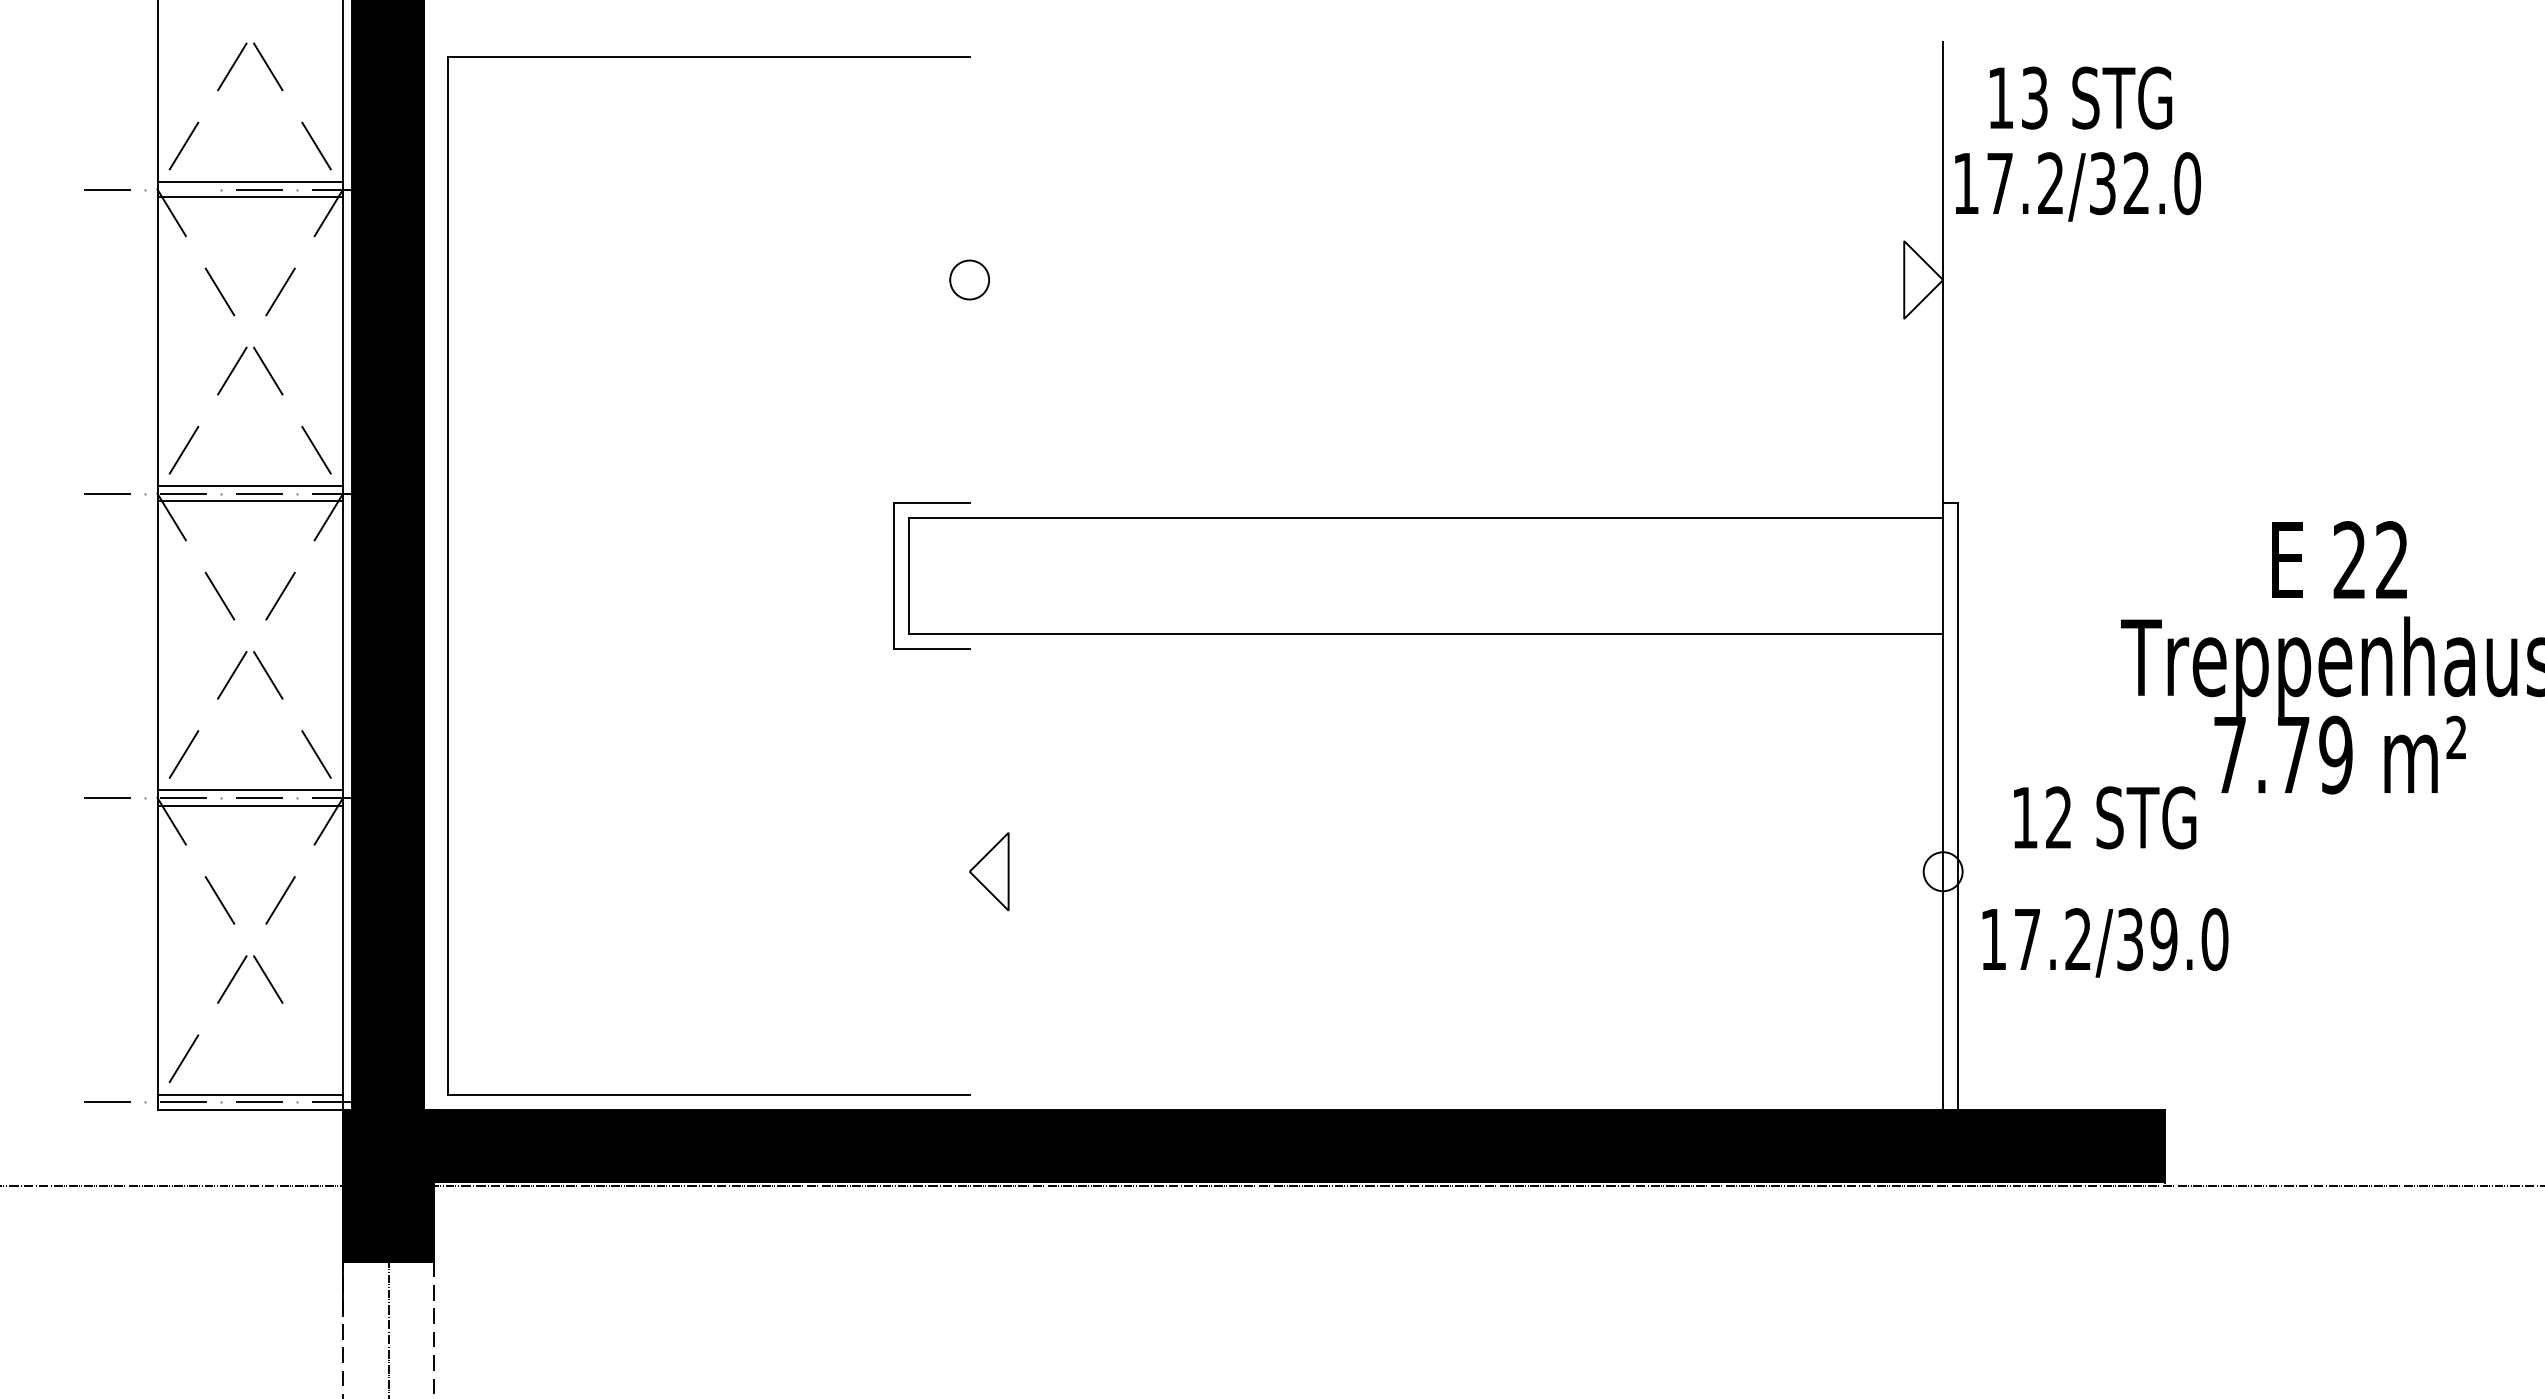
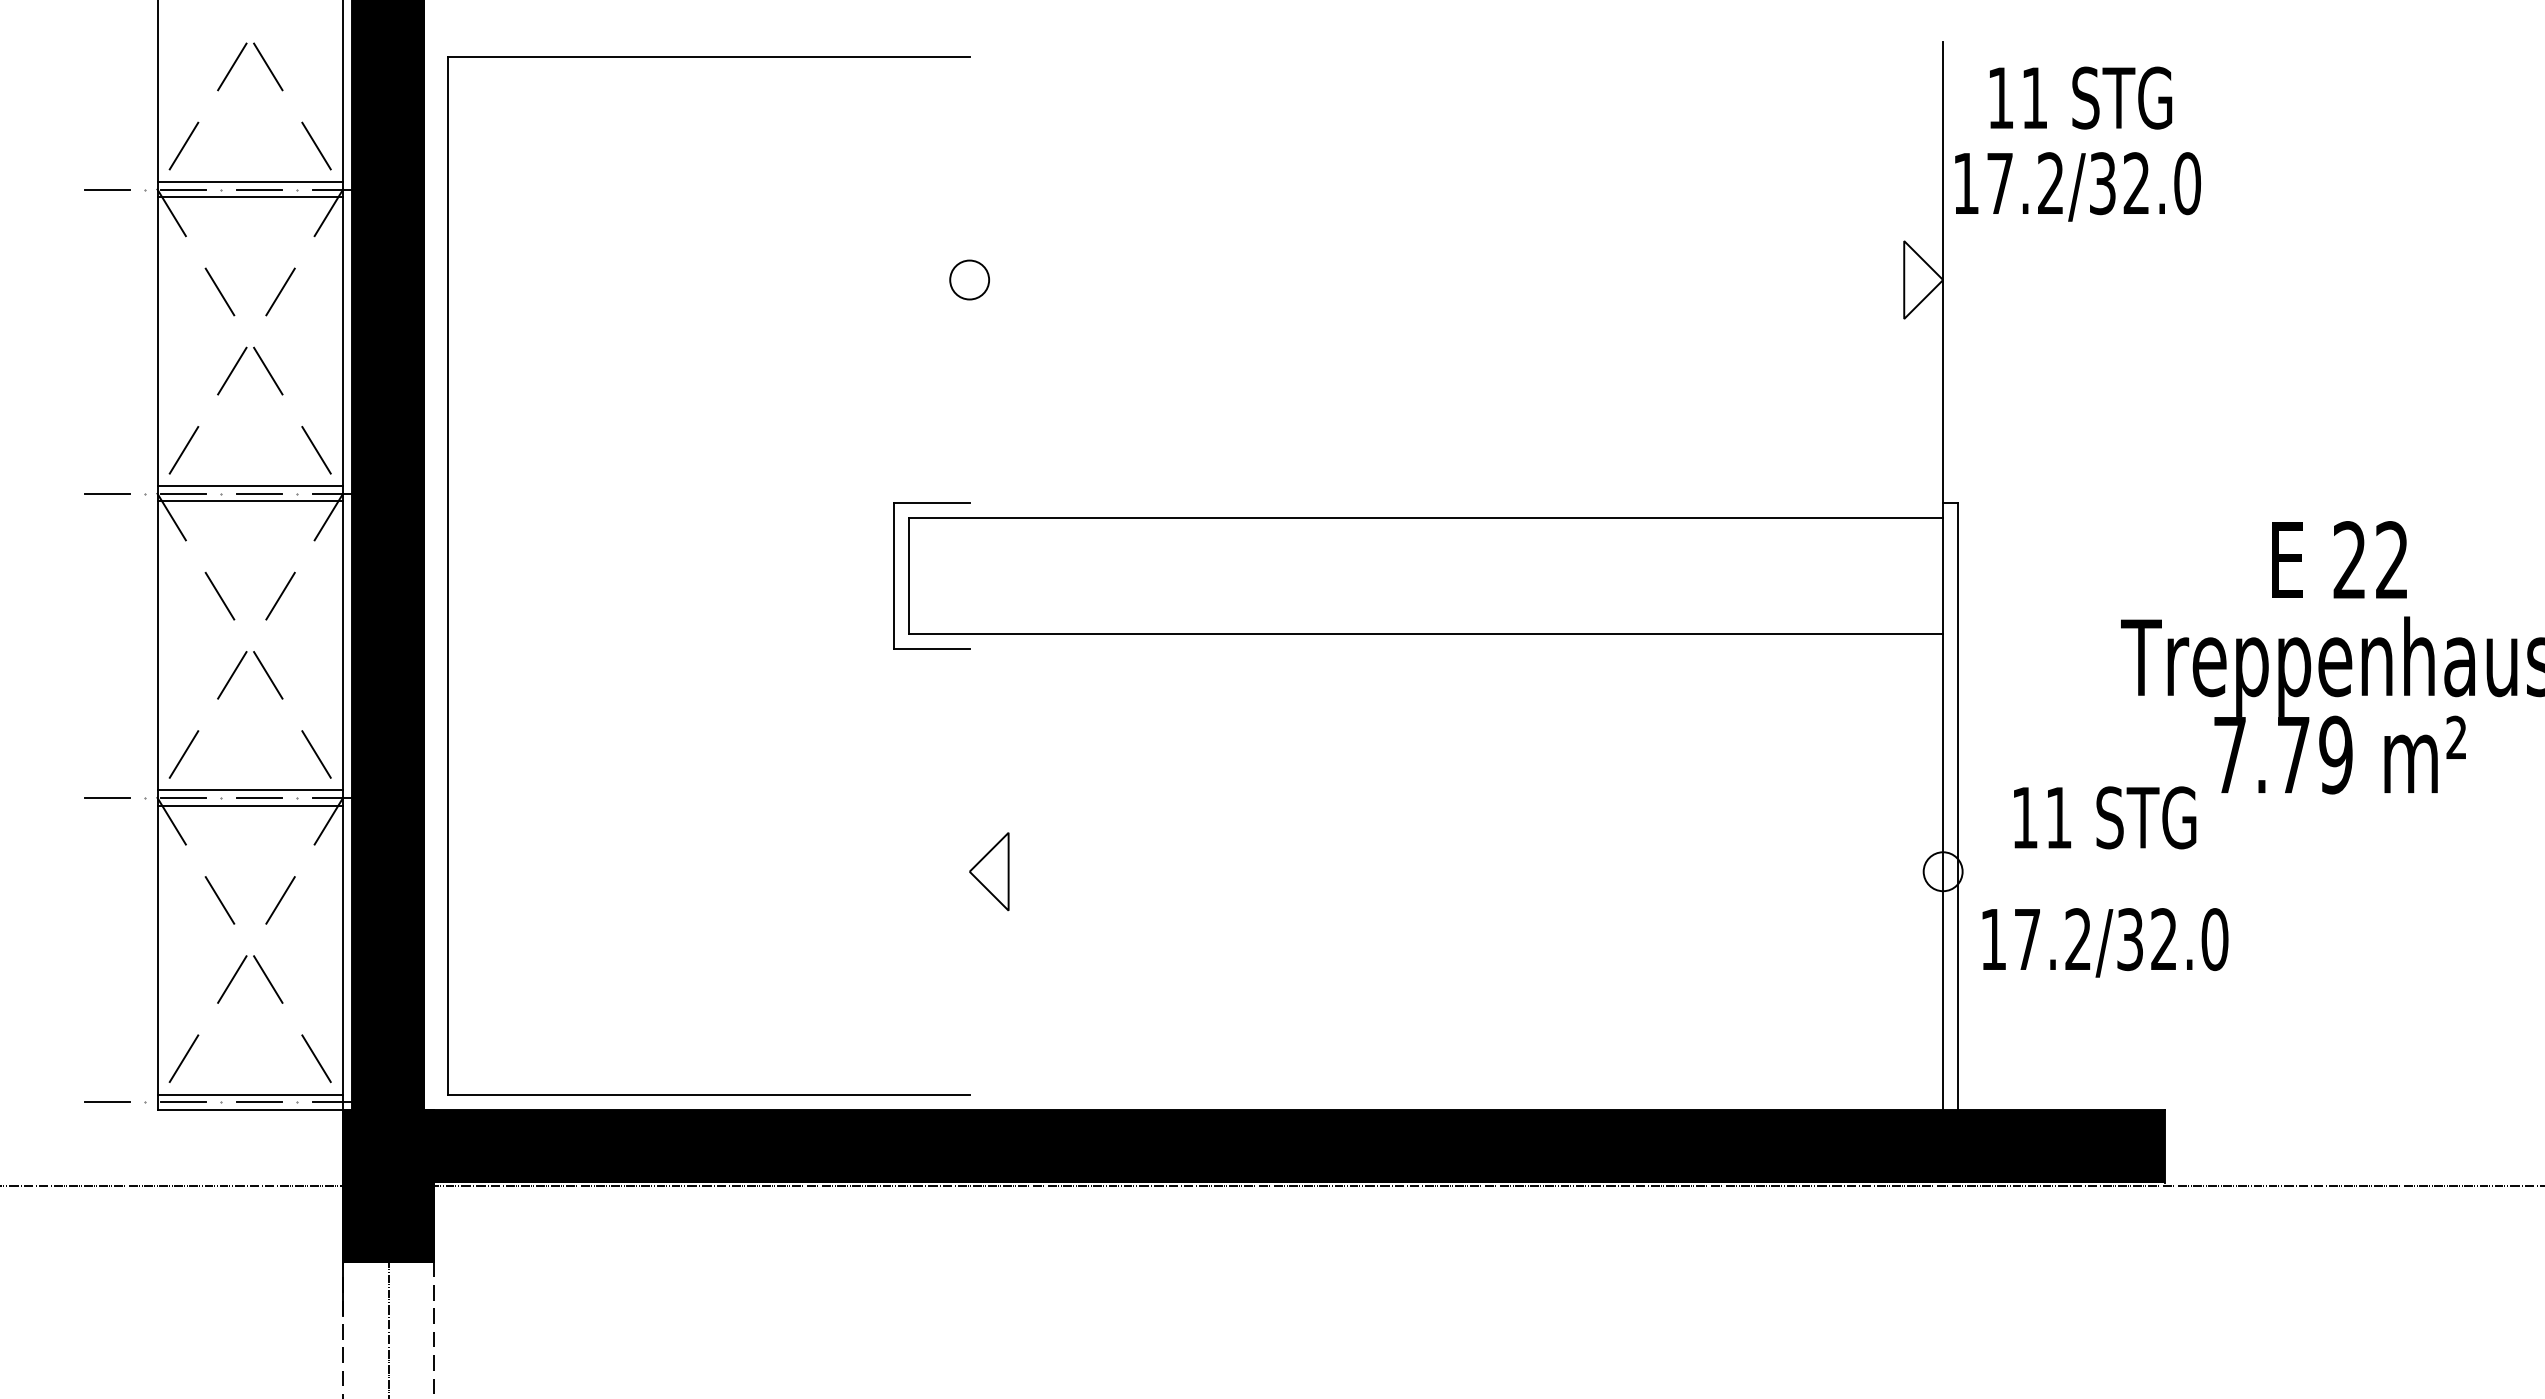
text: 13 -> 11 (2034, 97)
line: none -> present (183, 189)
text: 12 -> 11 (2058, 817)
text: 17.2/39.0 -> 17.2/32.0 (2163, 939)
line: none -> present (316, 1058)
